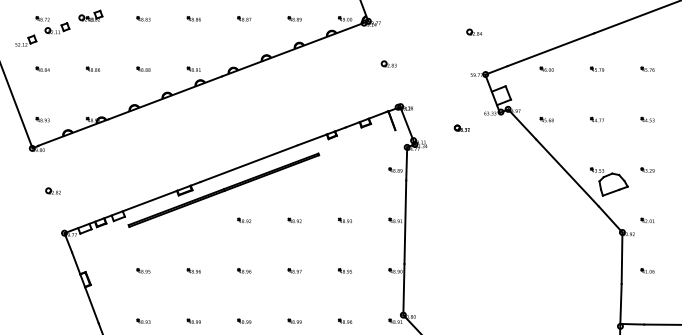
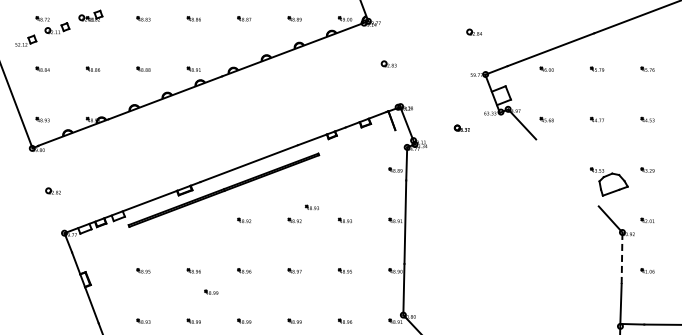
line: present -> none (567, 172)
part: none -> present (311, 206)
line: solid -> dashed (622, 258)
part: none -> present (211, 291)
